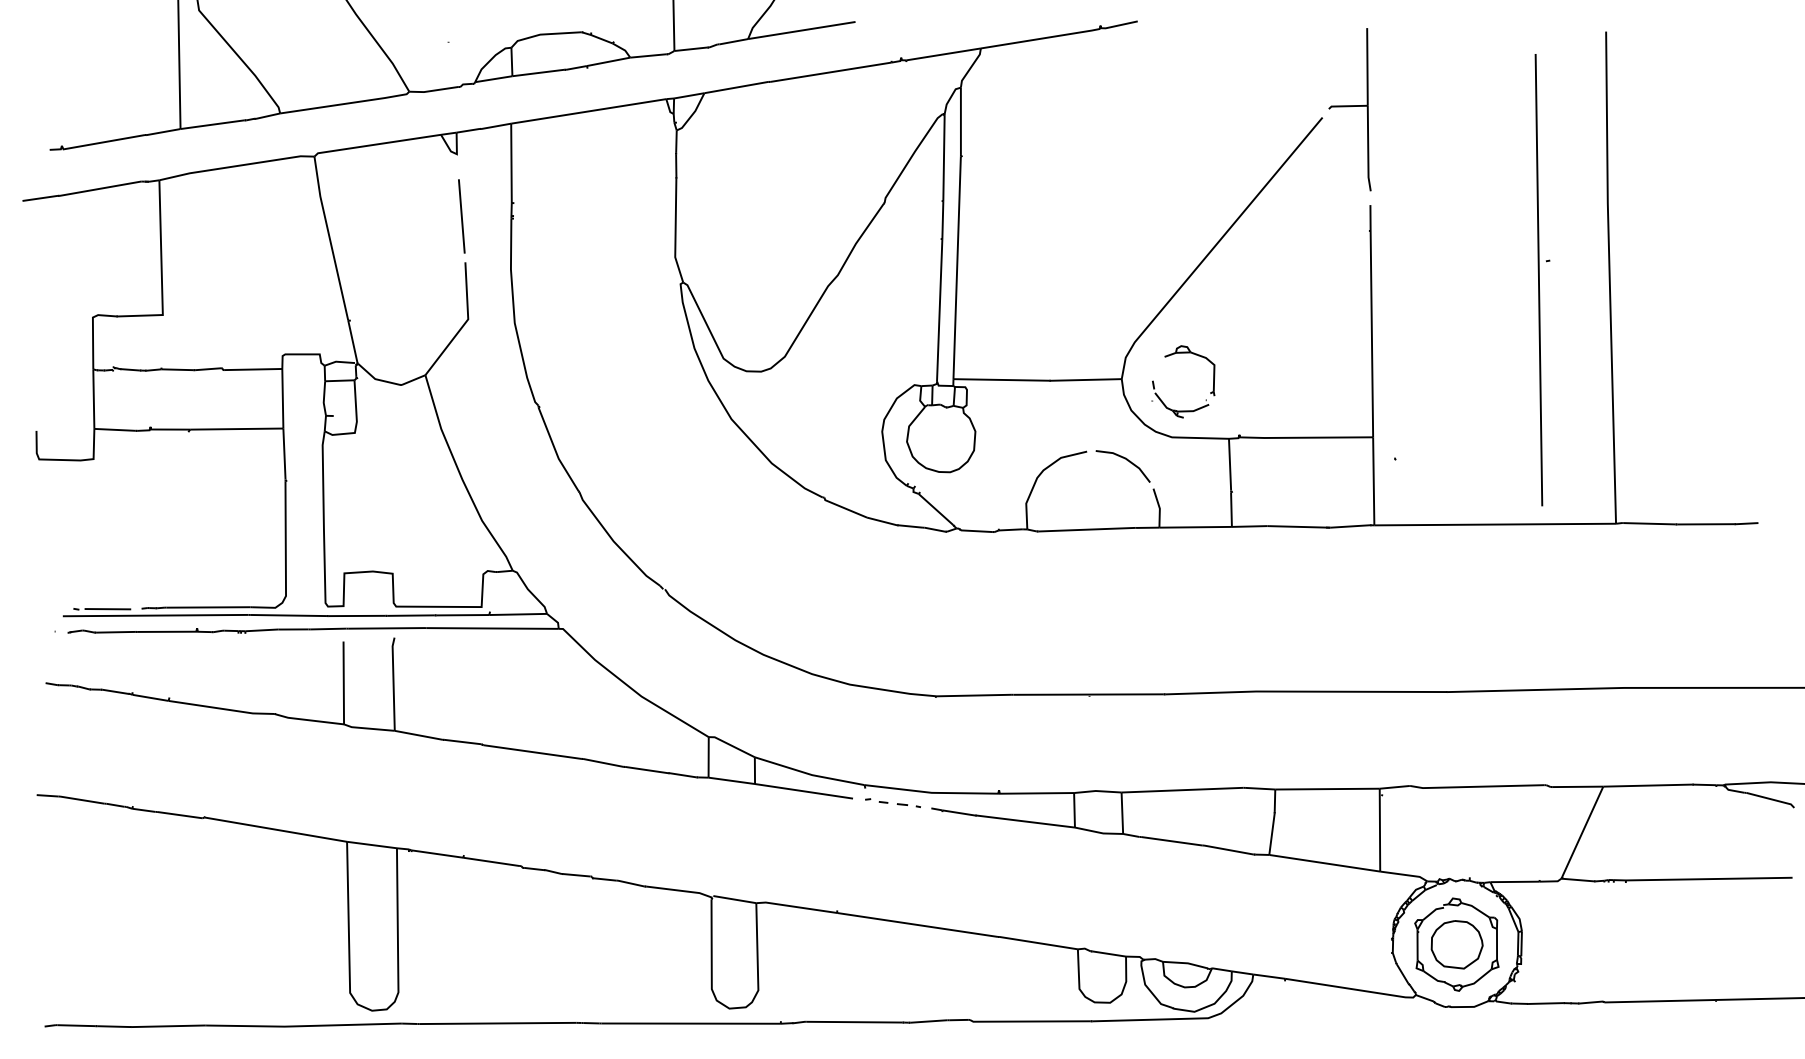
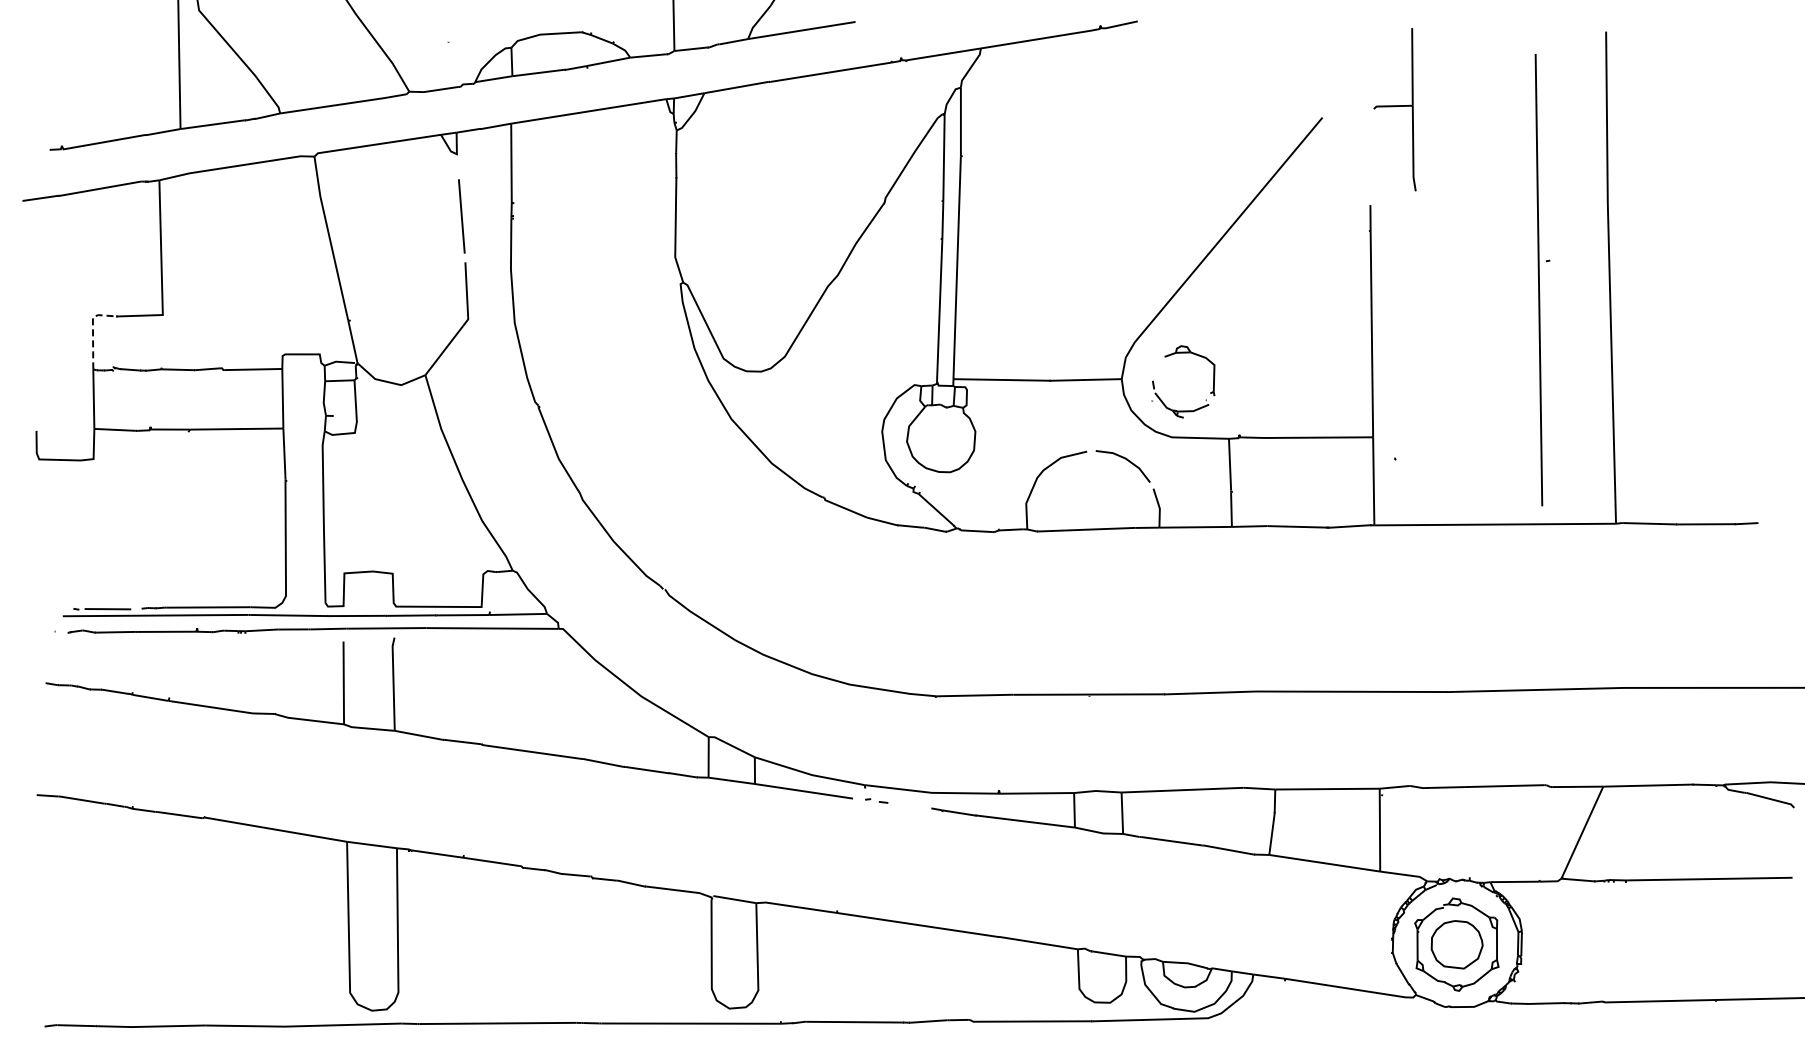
part position: (1349, 109) -> (1394, 109) (1394, 109)
line: solid -> dashed (92, 329)
part: present -> none (908, 805)
